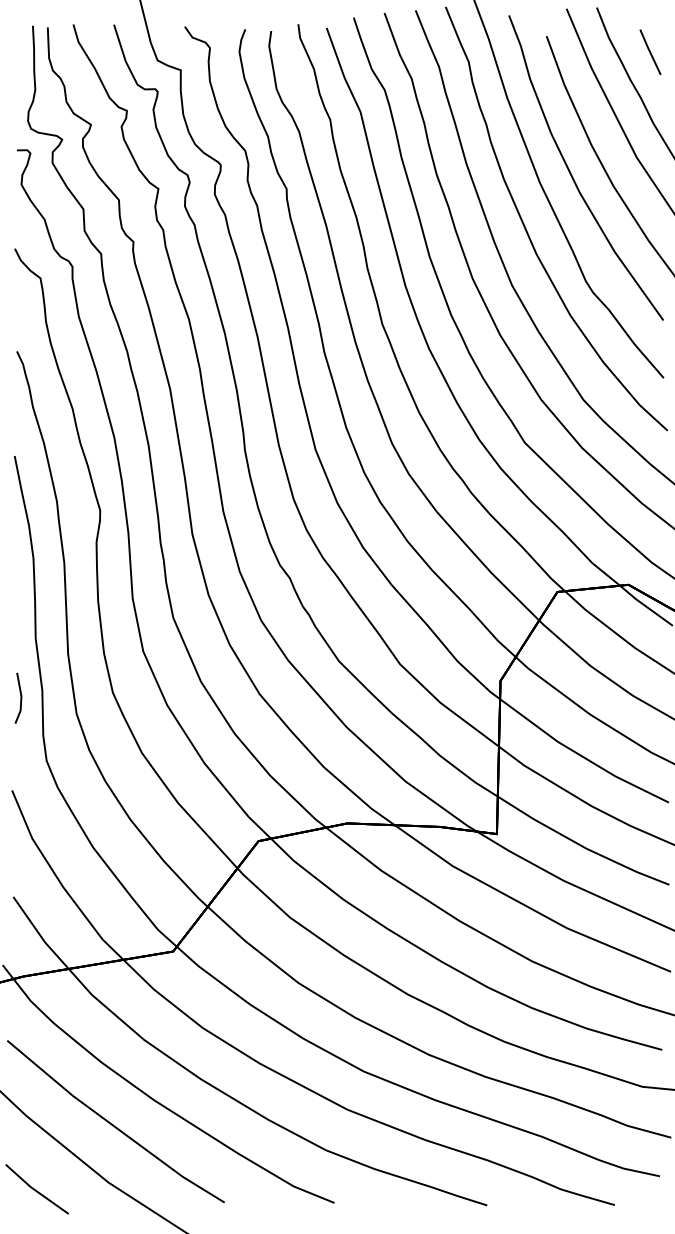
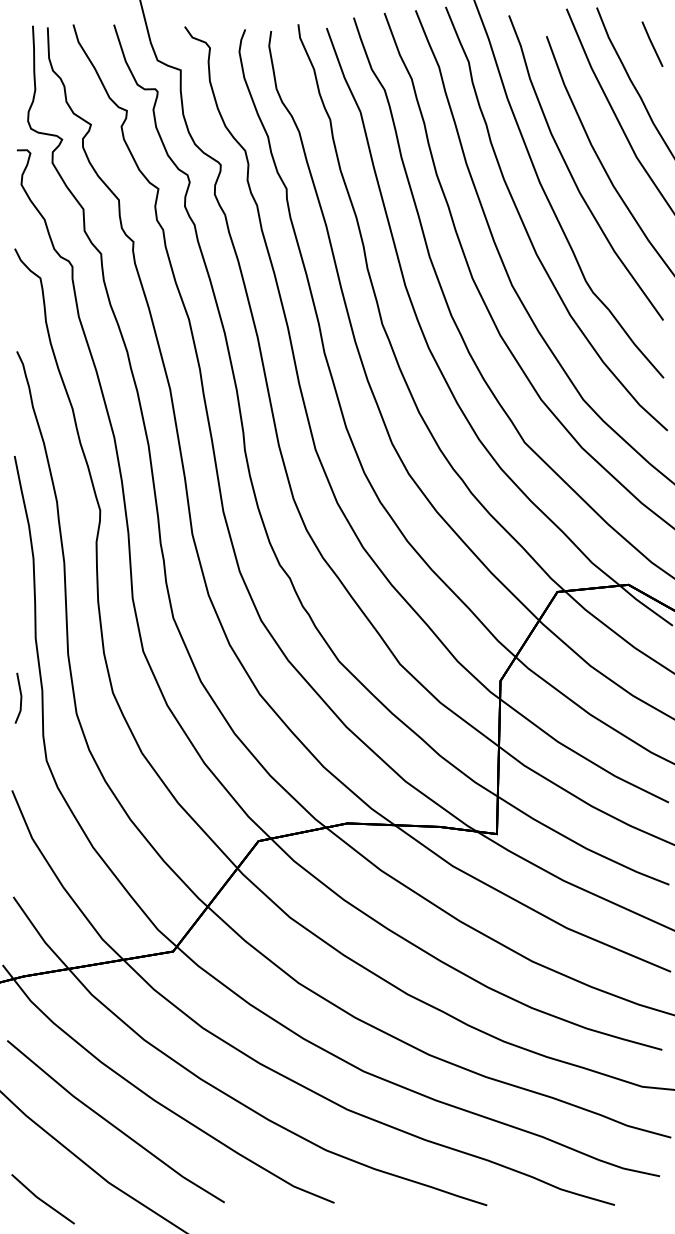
line position: (650, 51) -> (652, 43) (652, 43)
part position: (36, 1189) -> (42, 1199) (42, 1199)
